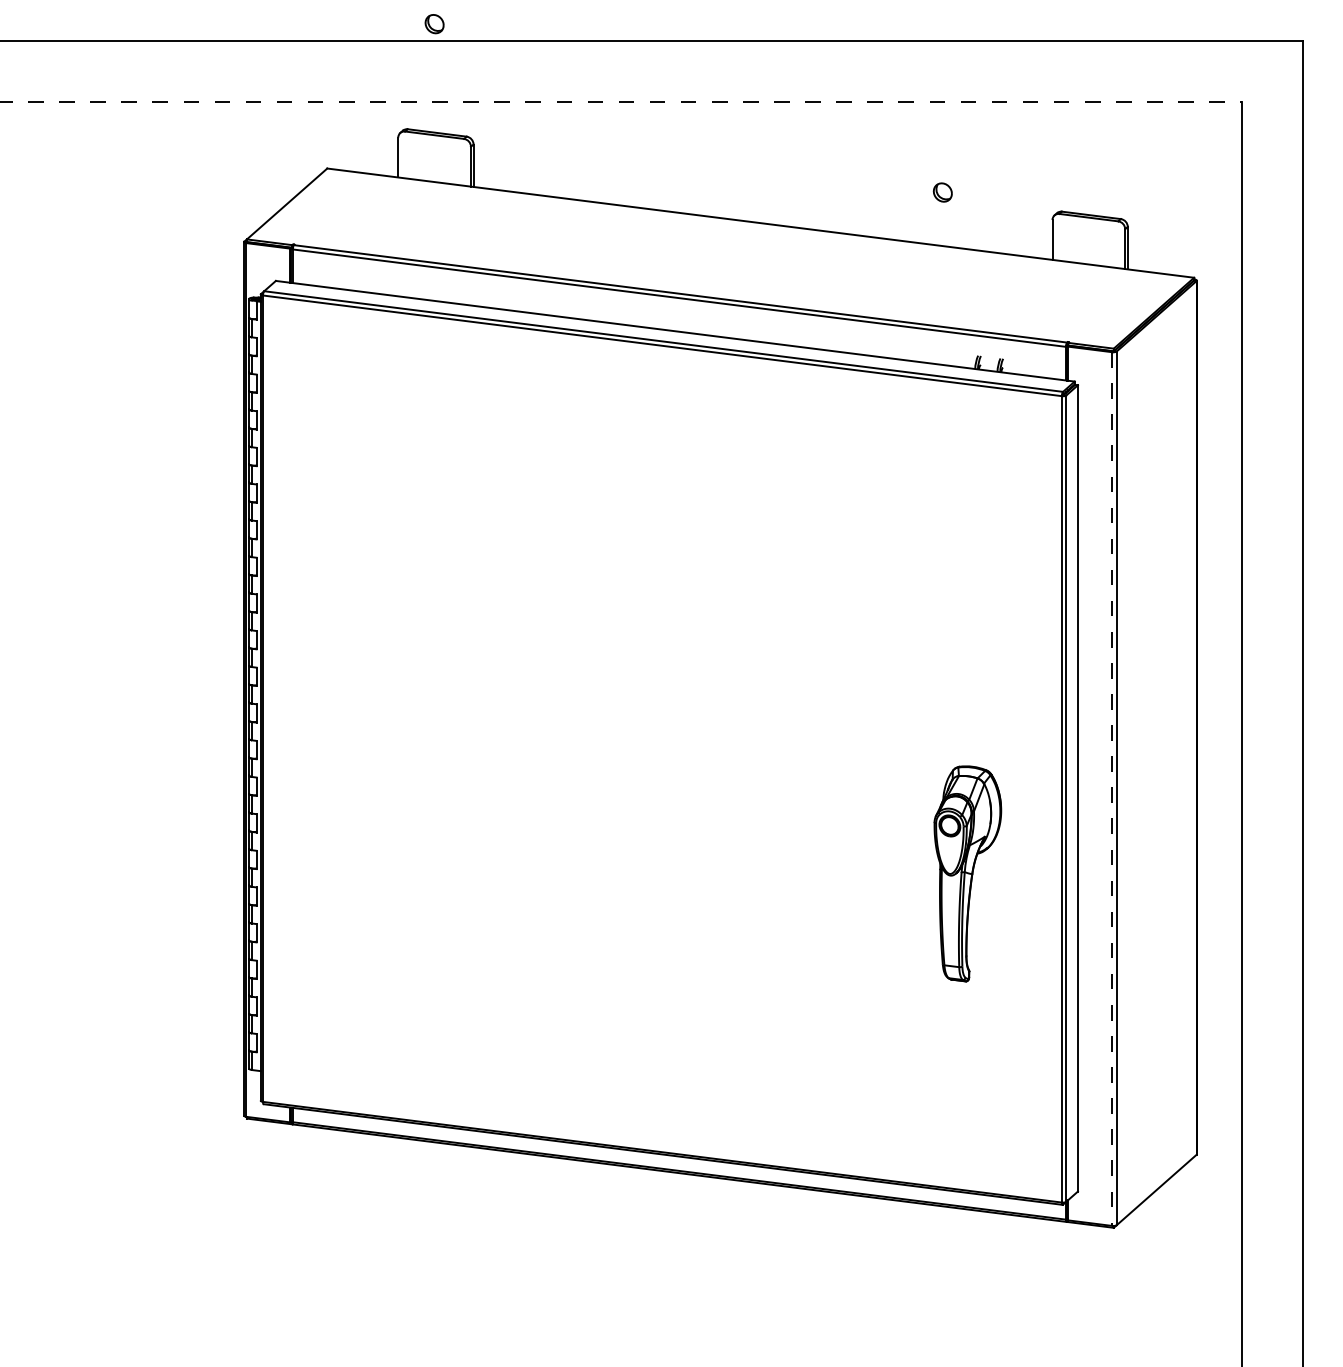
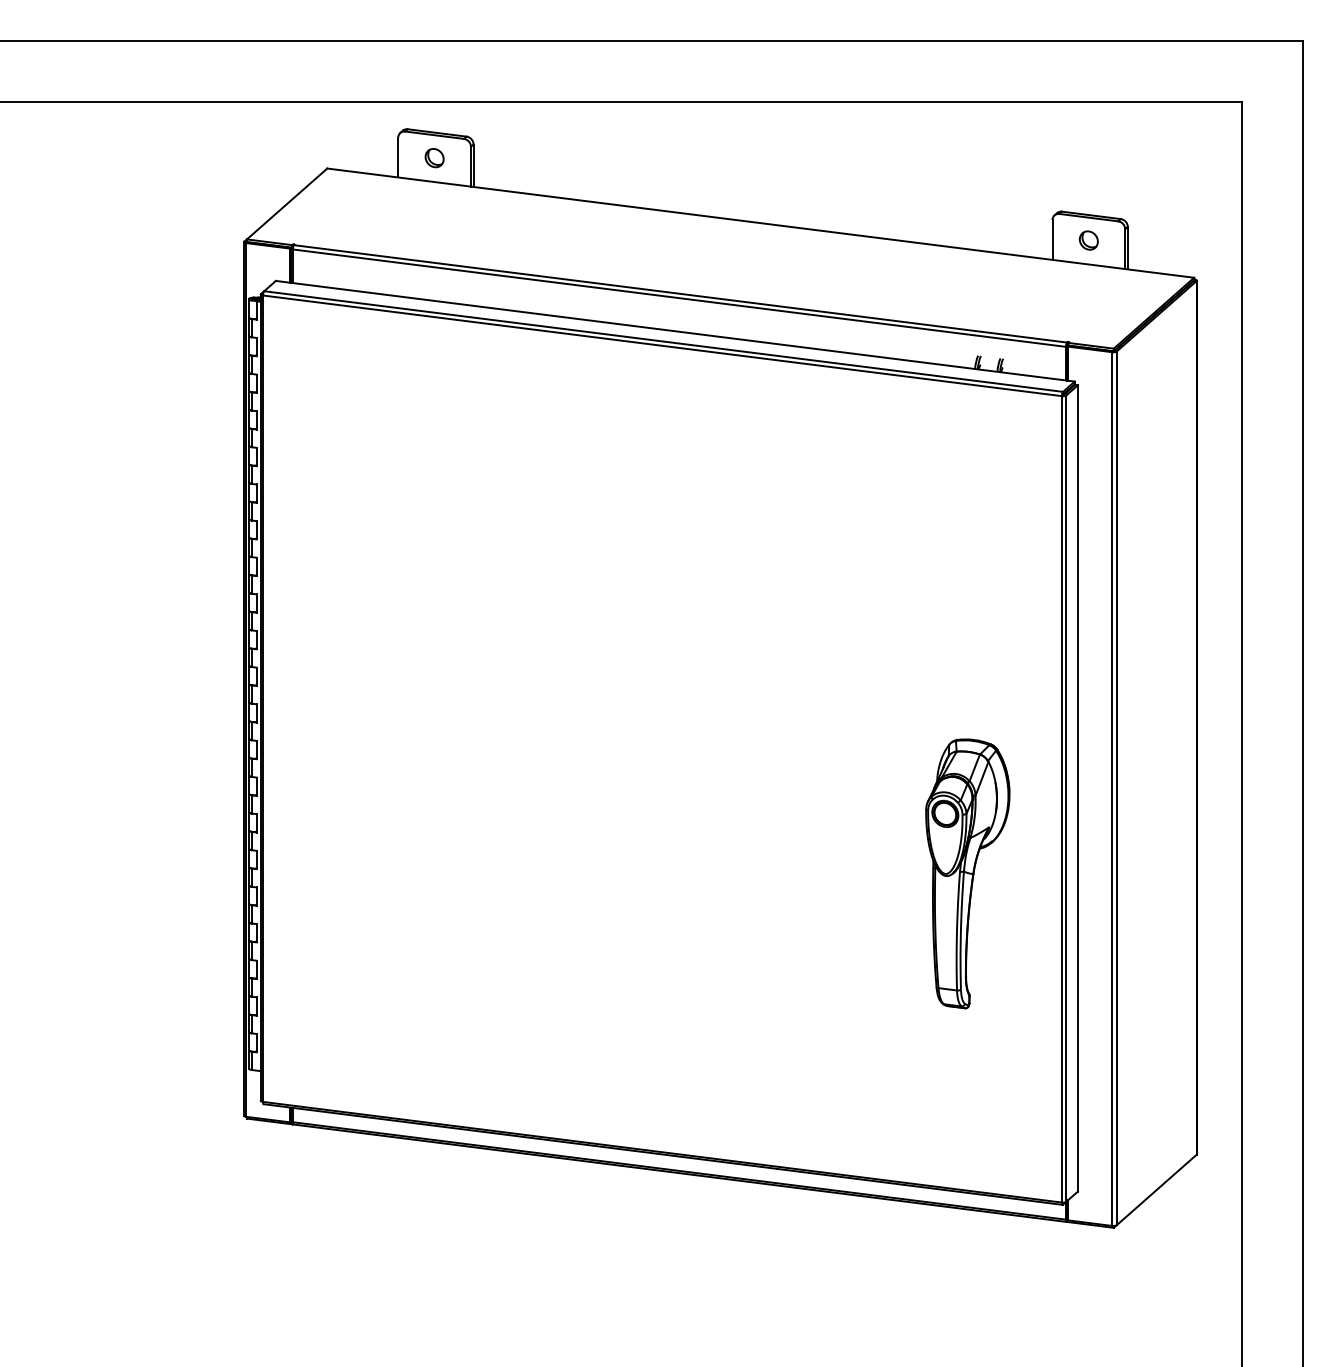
part position: (434, 24) -> (434, 158) (434, 158)
line: dashed -> solid (621, 102)
part position: (942, 192) -> (1088, 240) (1088, 240)
line: dashed -> solid (1112, 789)
part size: 70x218 px -> 86x272 px (967, 873)
